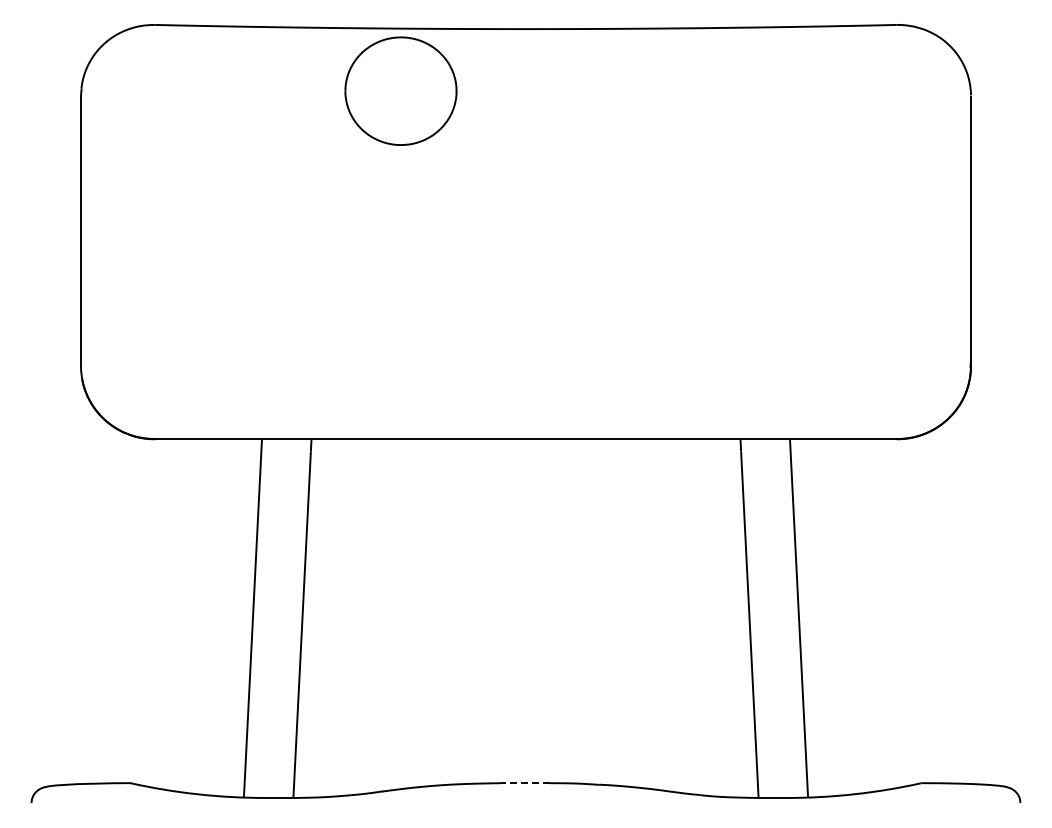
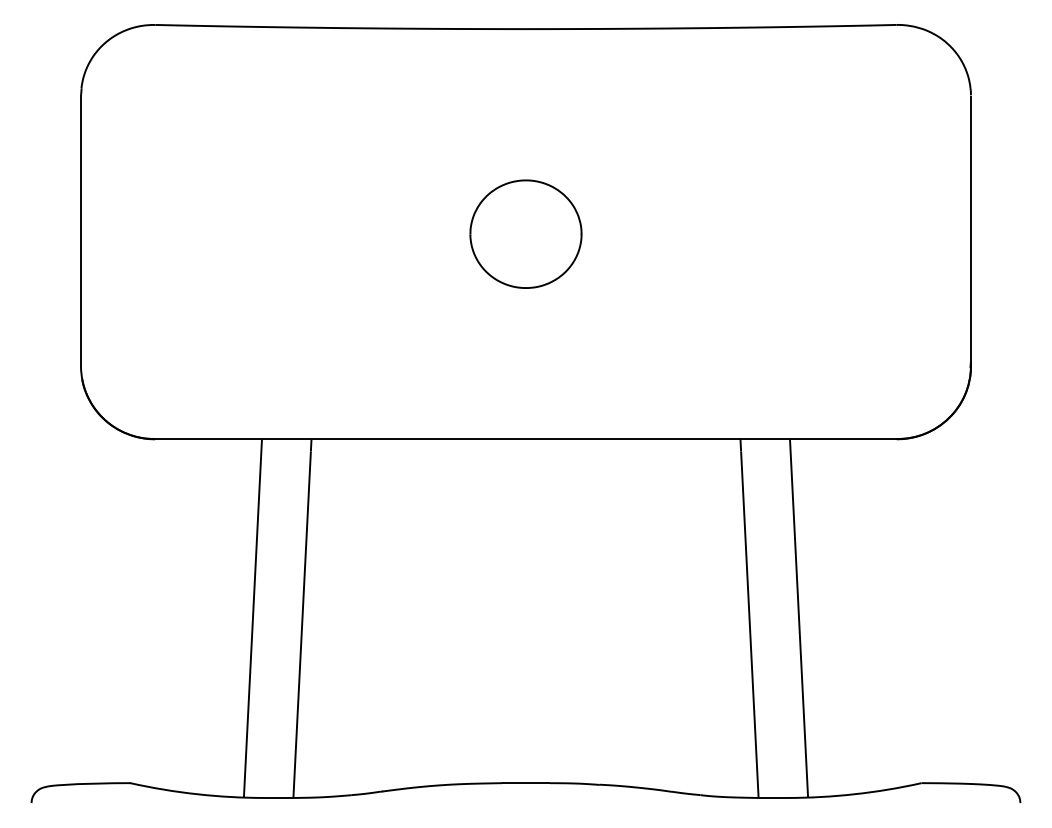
part position: (400, 90) -> (525, 233) (525, 233)
line: dashed -> solid (526, 783)
